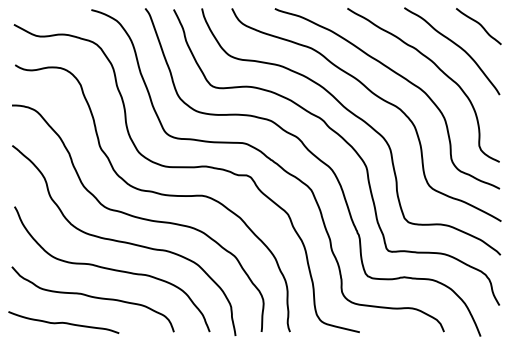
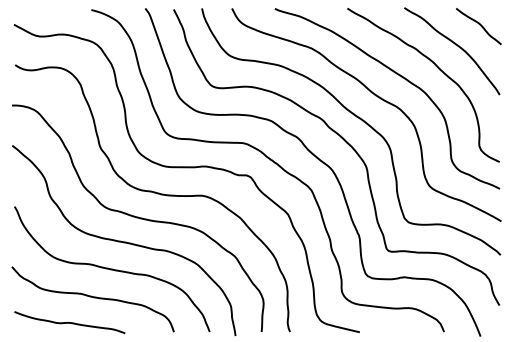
curve position: (63, 322) -> (69, 322) (69, 322)
